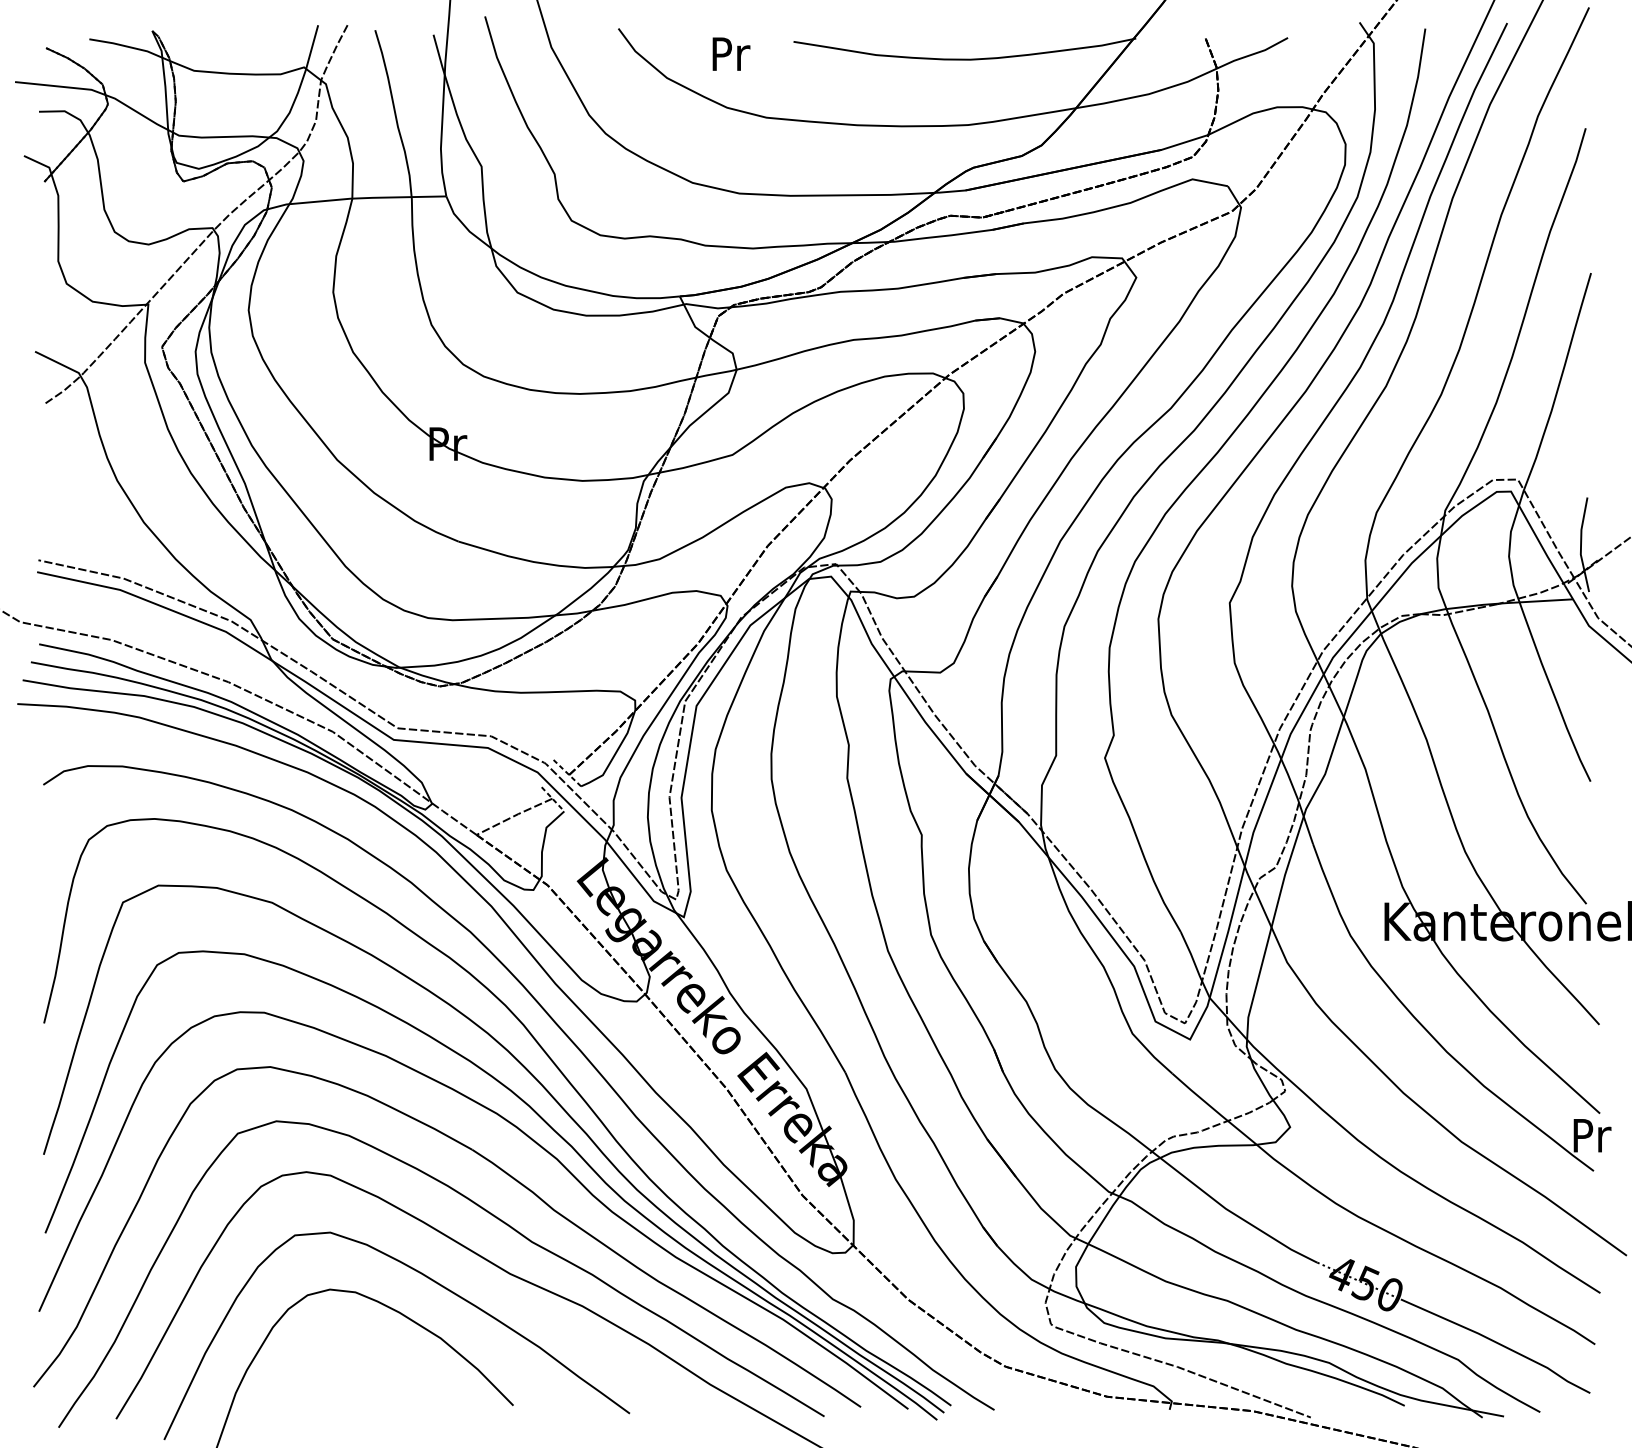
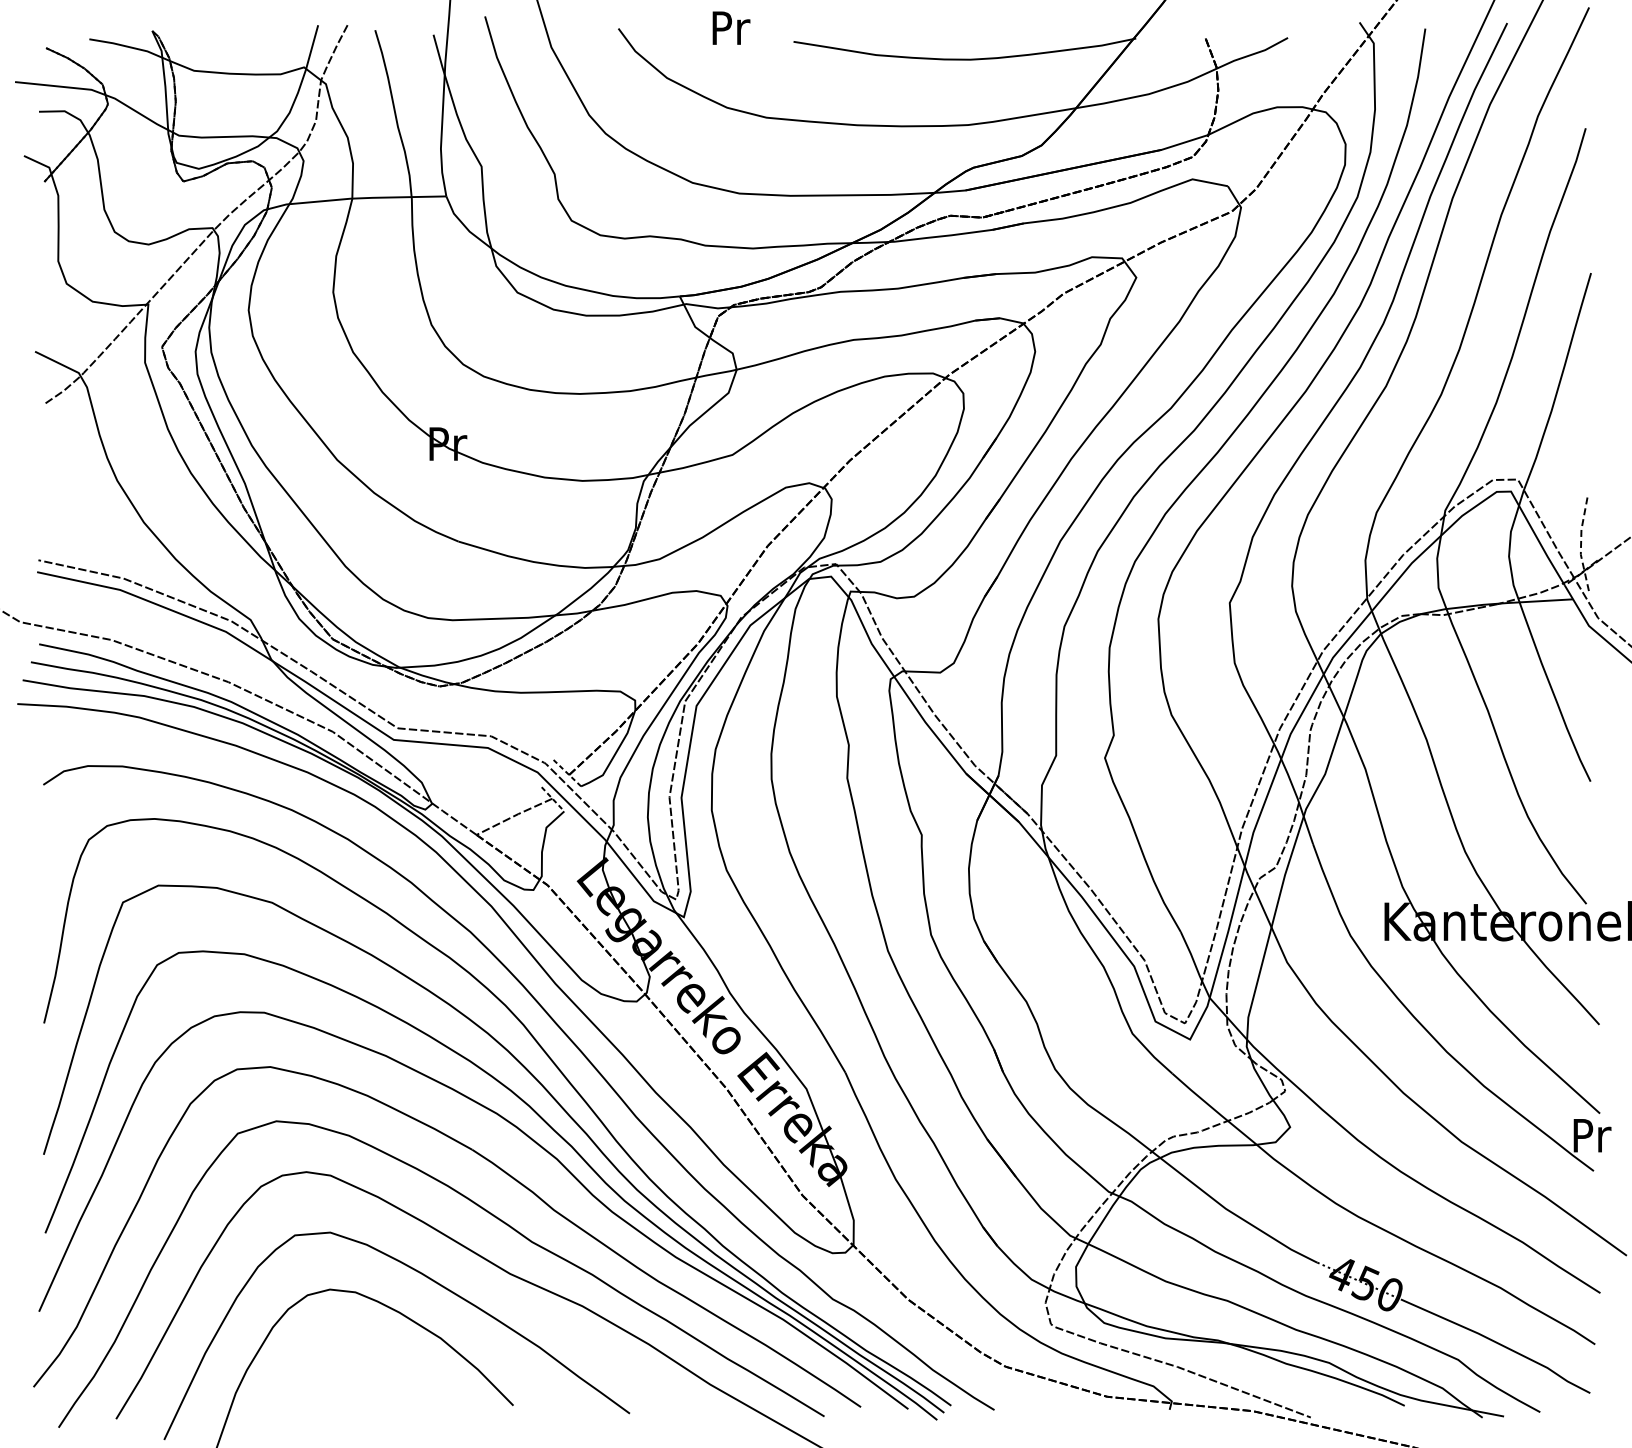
text position: (731, 53) -> (731, 27) (731, 27)
line: solid -> dashed (1581, 545)
